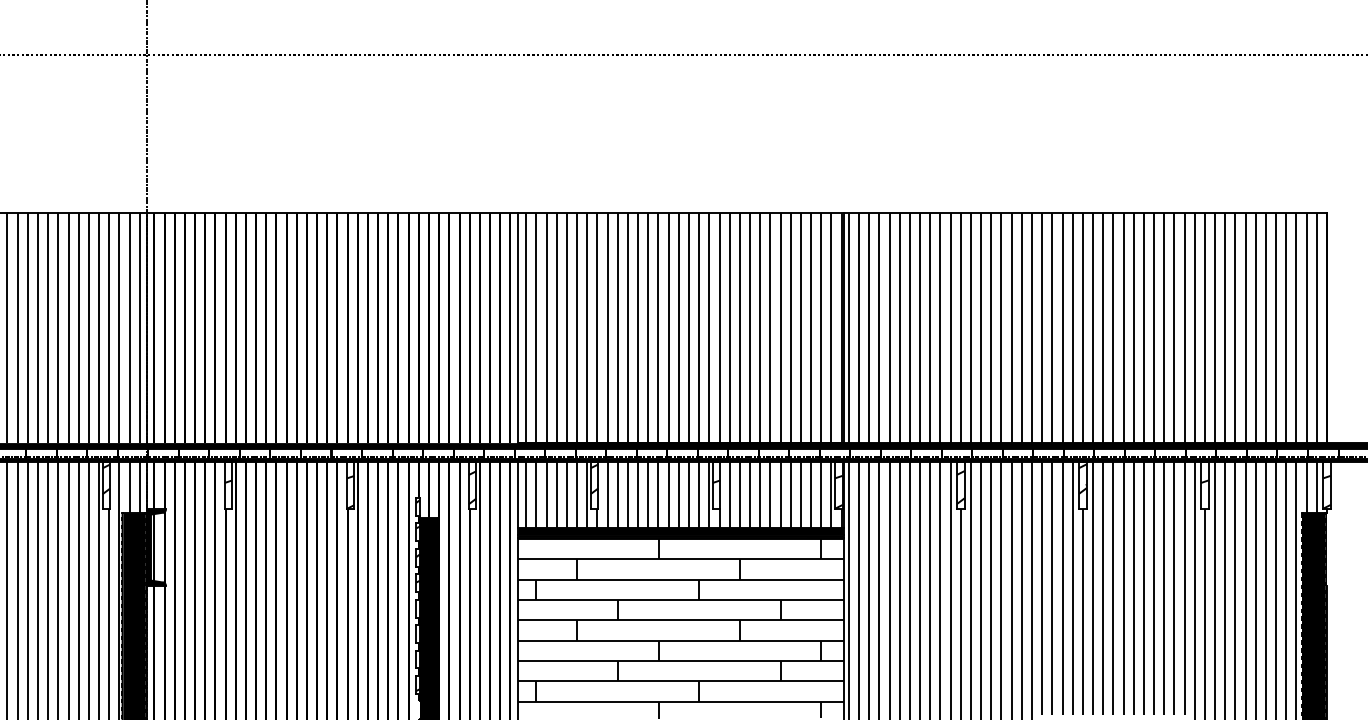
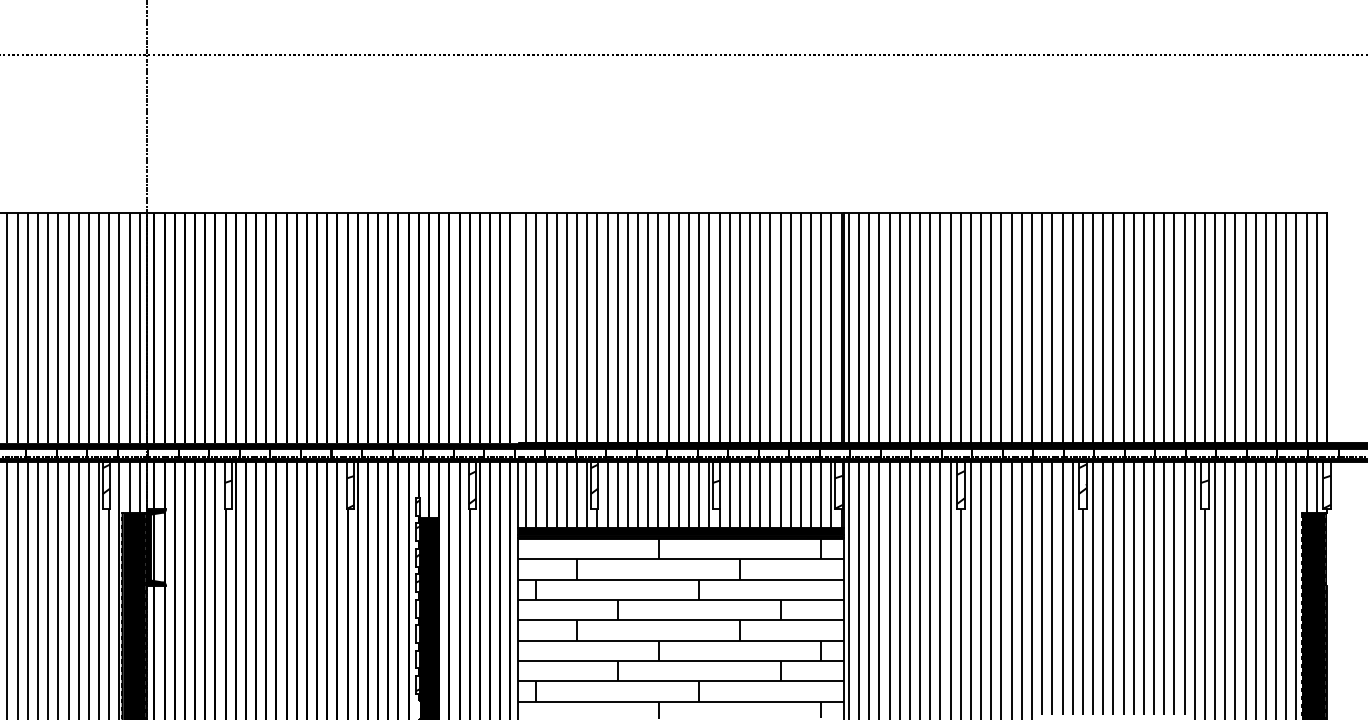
line: present -> none (518, 328)
